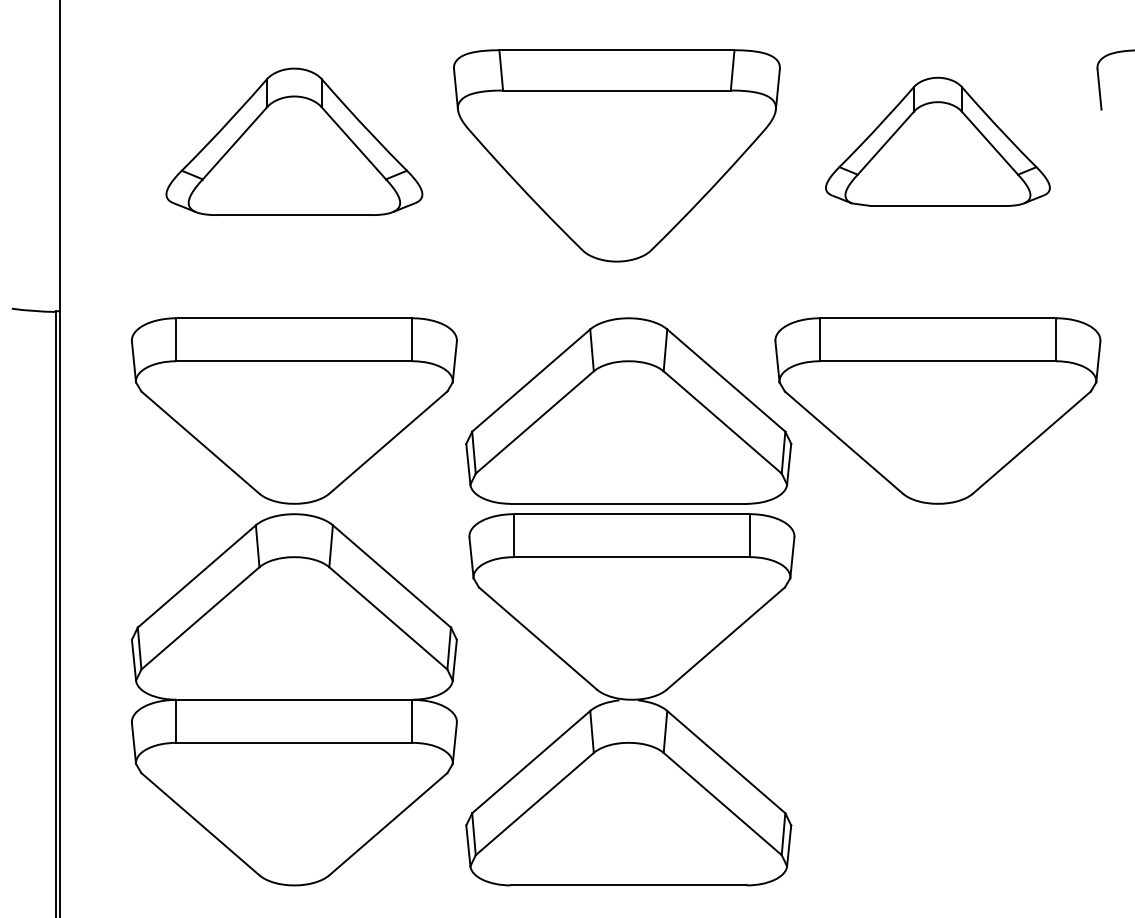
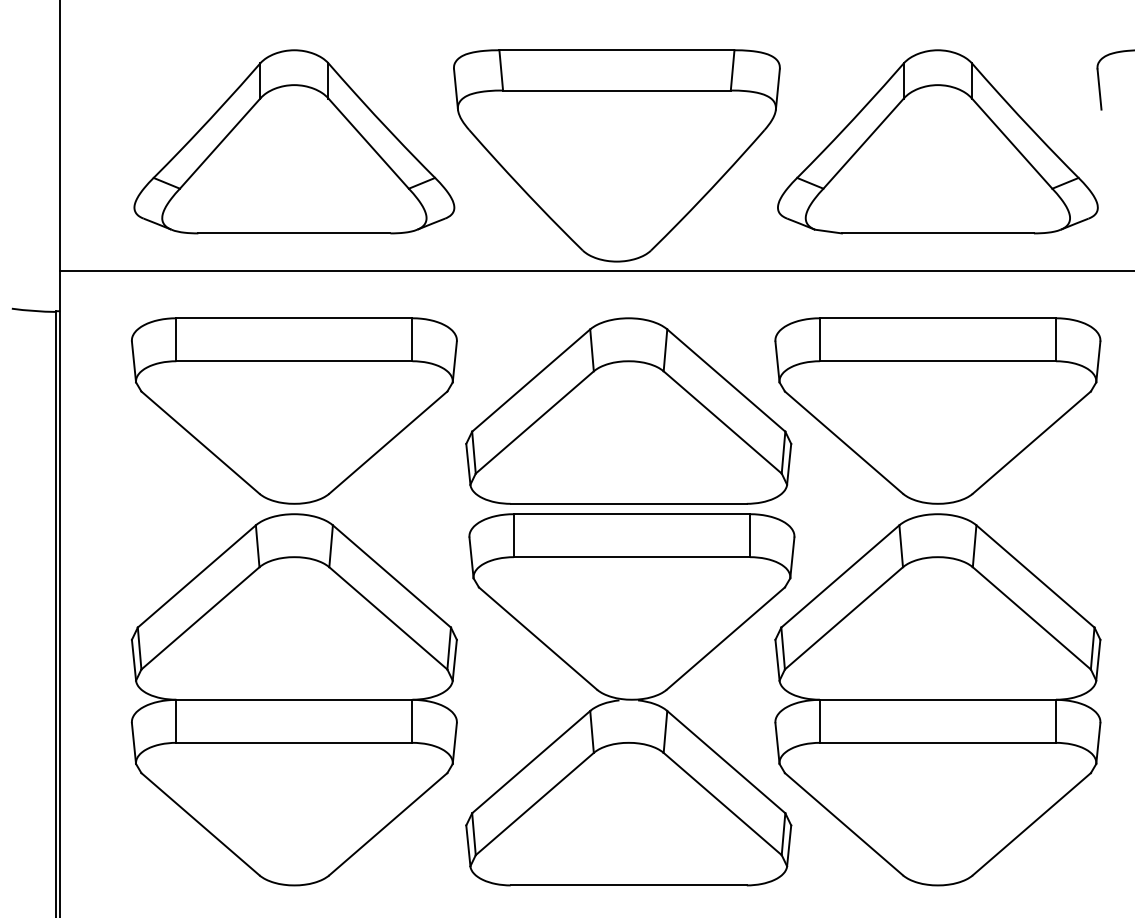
part size: 259x149 px -> 323x186 px (294, 141)
part size: 226x131 px -> 322x186 px (937, 141)
line: none -> present (595, 271)
part: none -> present (937, 699)
